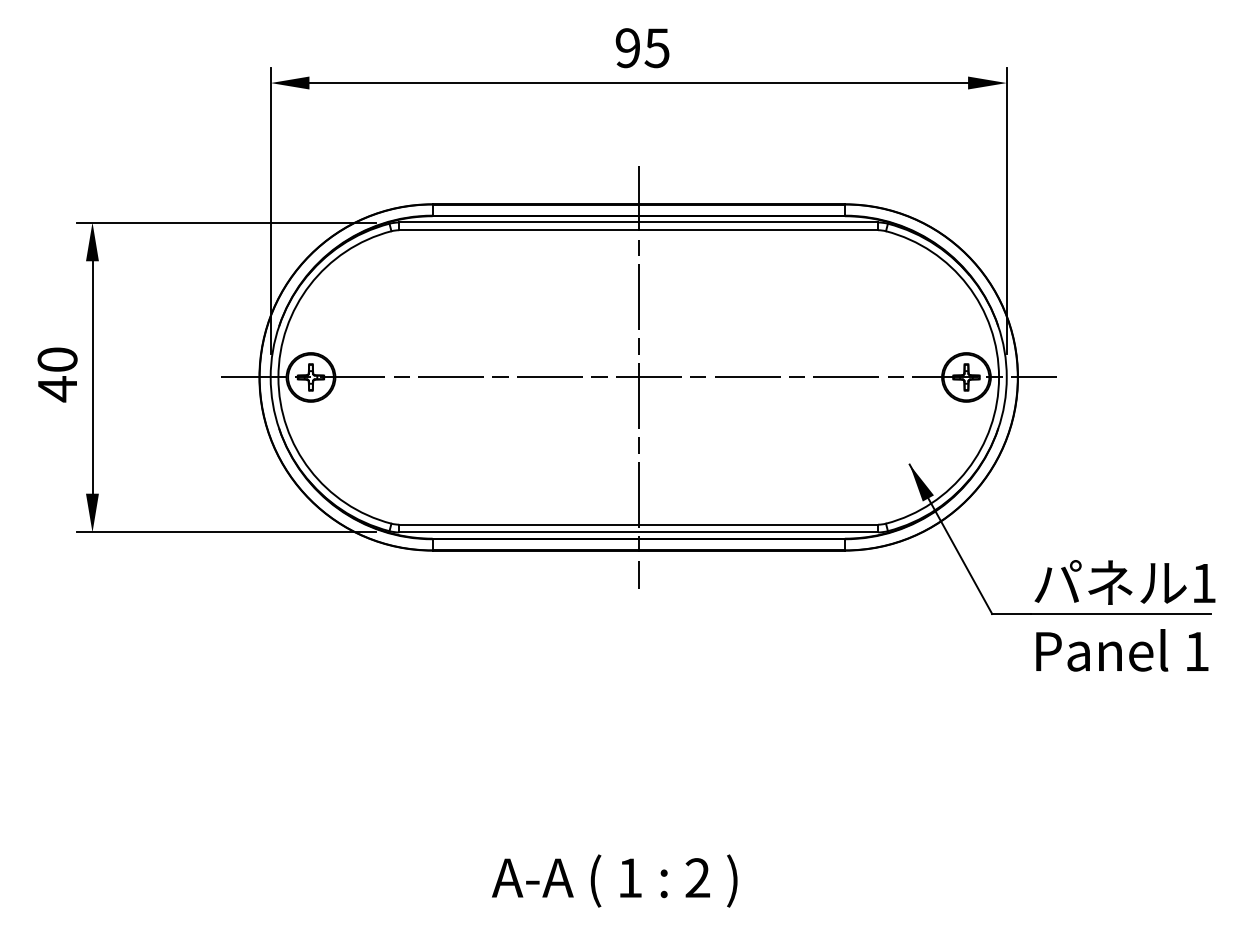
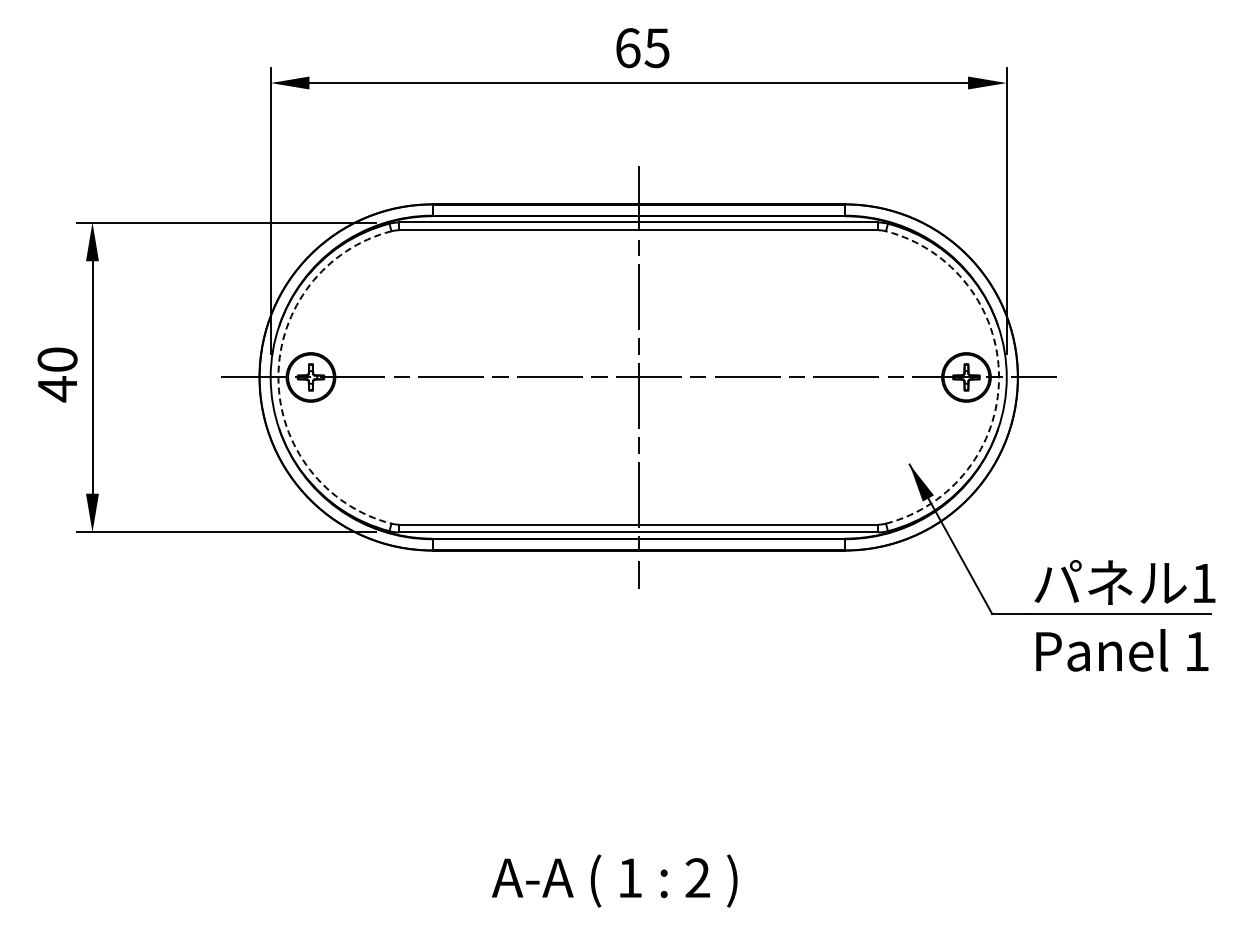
text: 95 -> 65 (627, 48)
arc: solid -> dashed (278, 377)
arc: solid -> dashed (999, 377)
